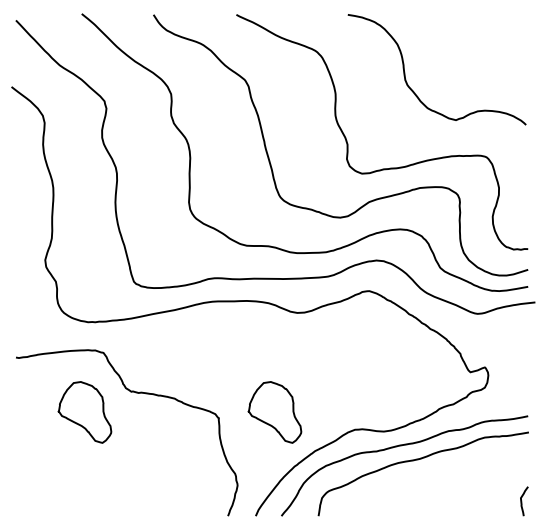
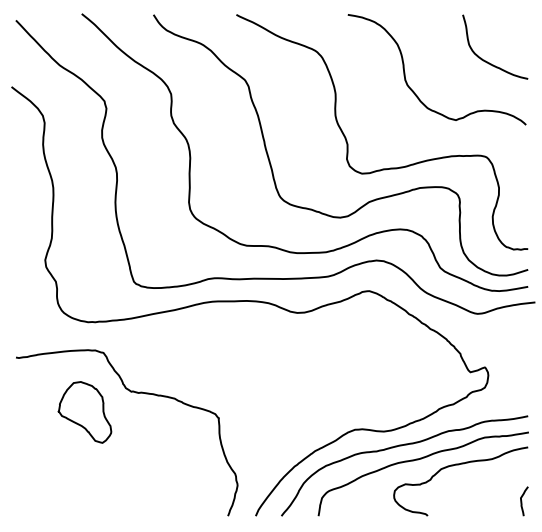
curve: none -> present (487, 61)
part: present -> none (274, 412)
curve: none -> present (459, 465)
